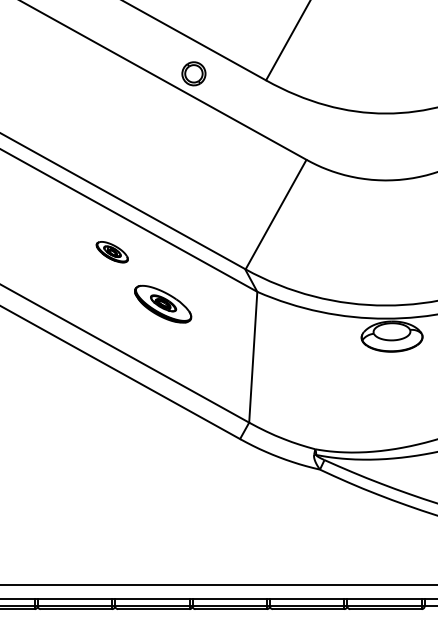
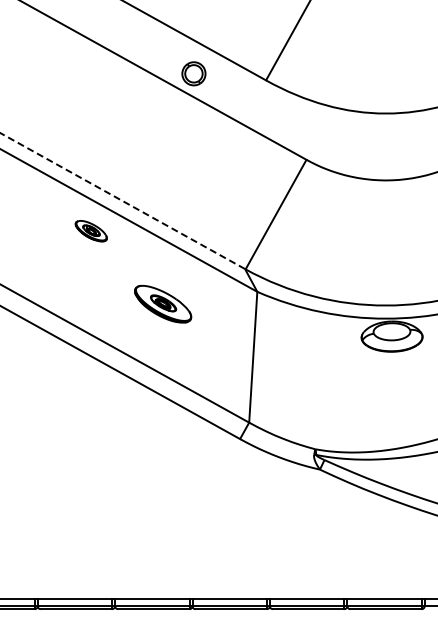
line: solid -> dashed (122, 201)
part position: (111, 252) -> (90, 231) (90, 231)
line: present -> none (218, 584)
